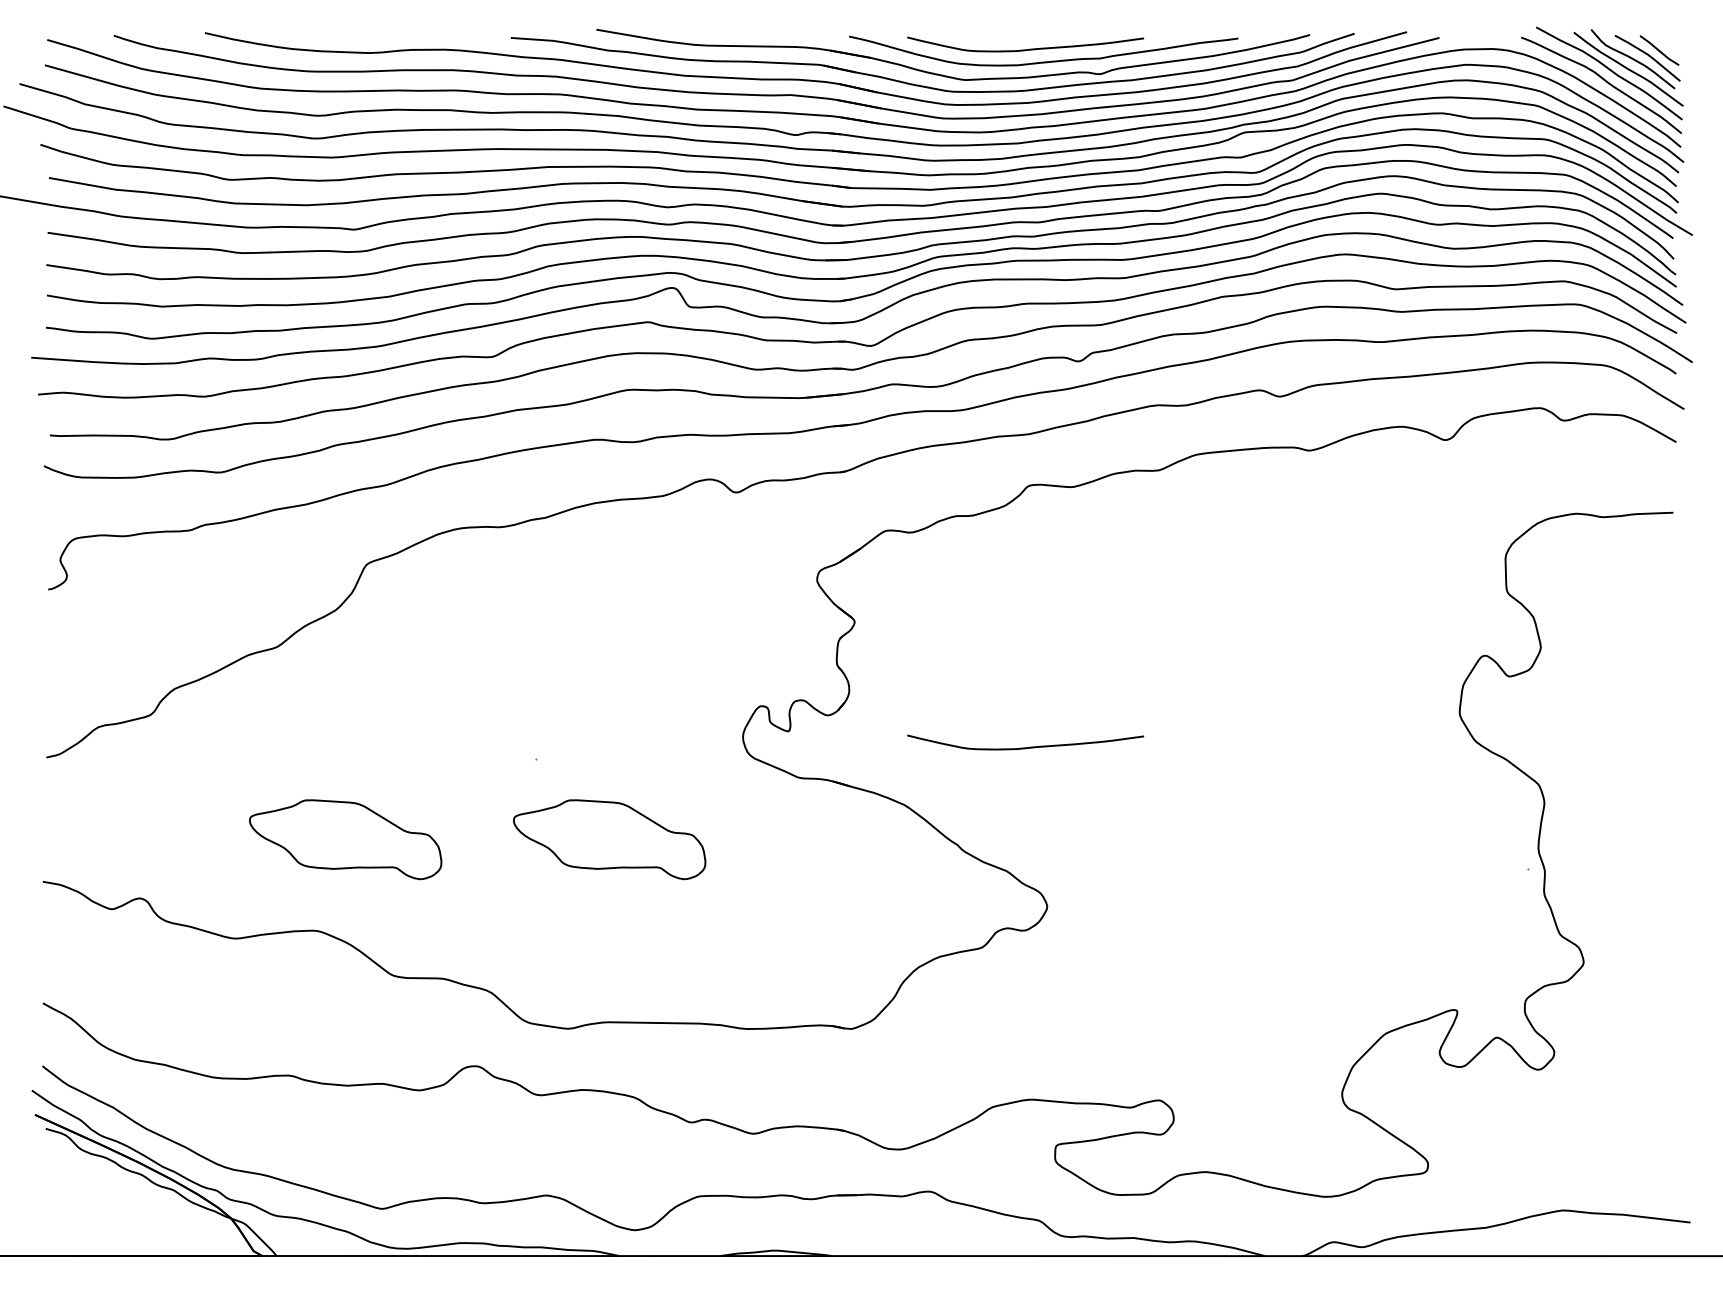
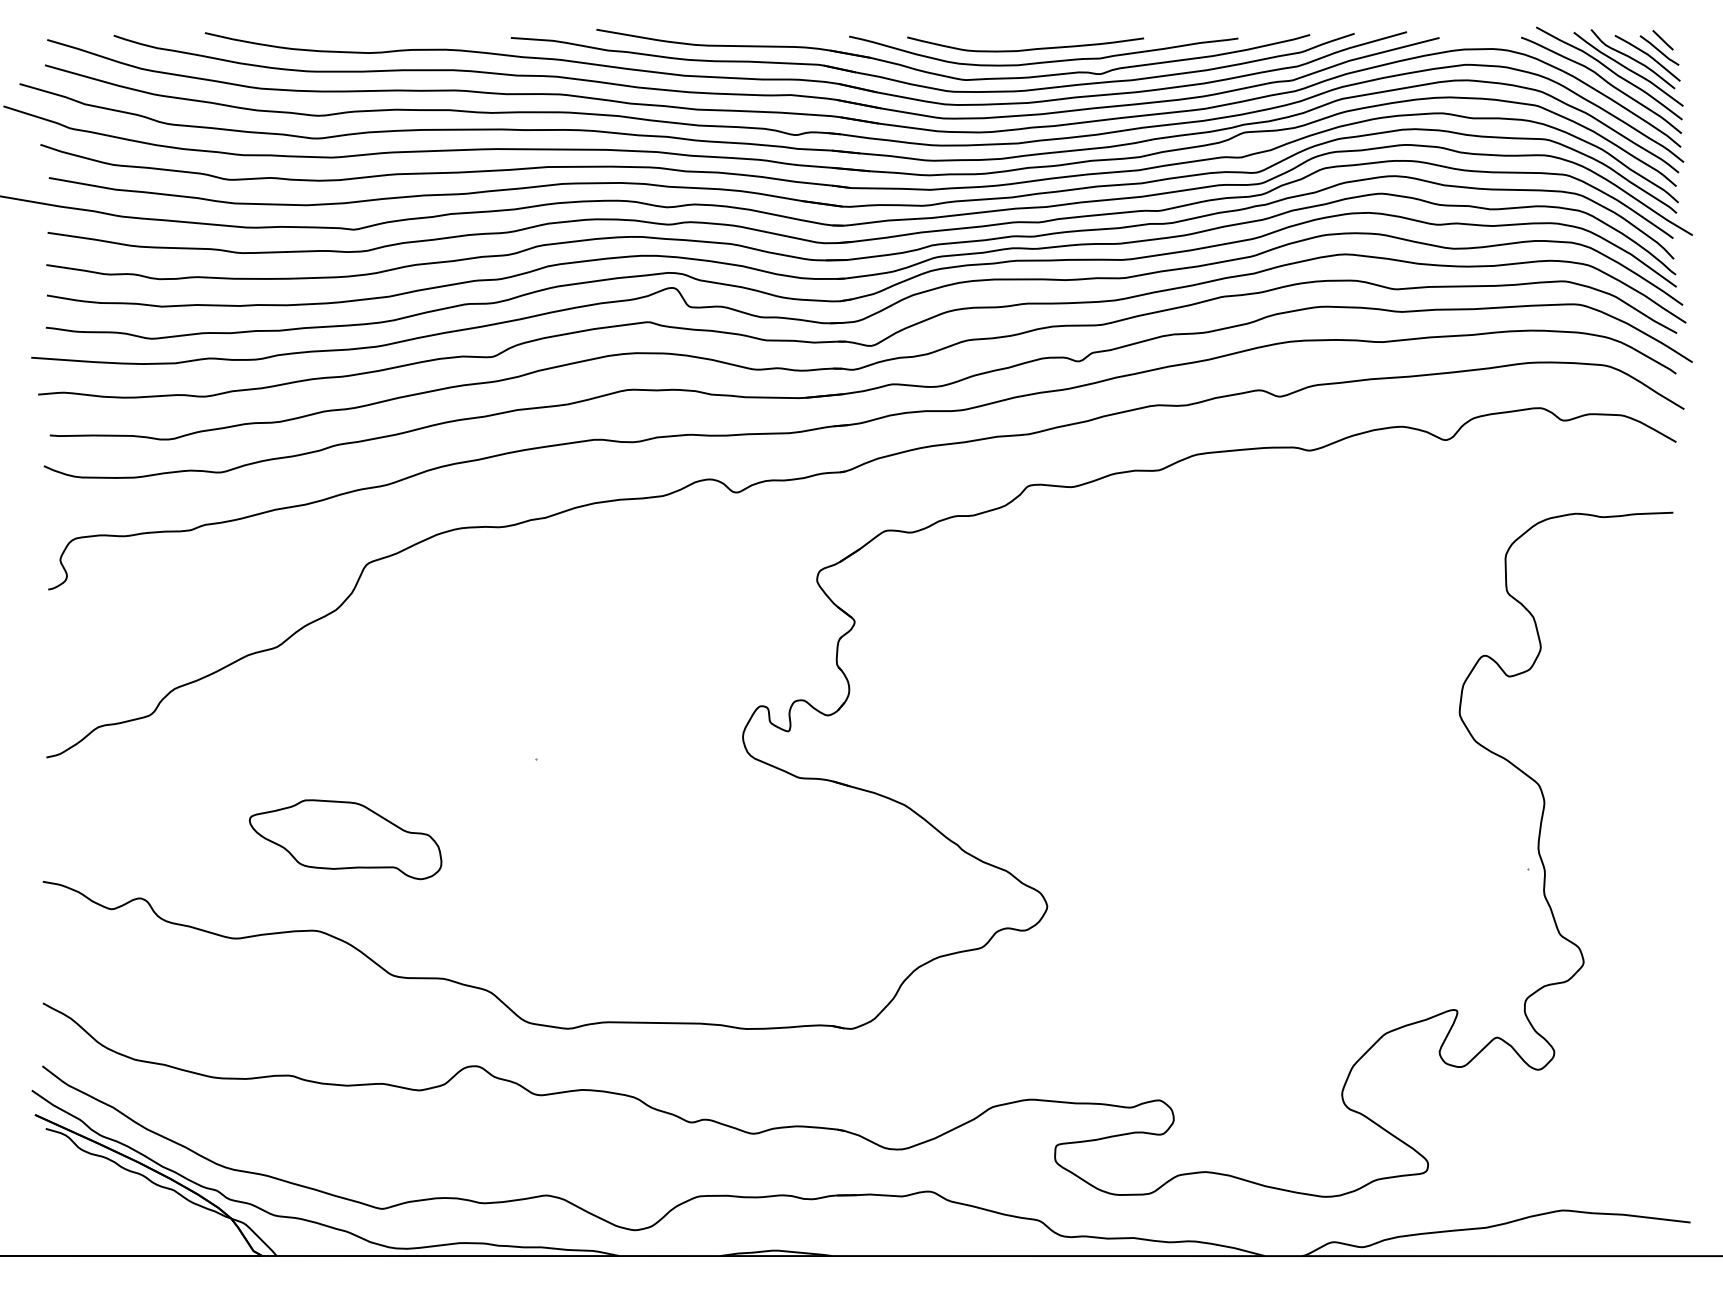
line: none -> present (1662, 40)
curve: present -> none (1025, 747)
part: present -> none (609, 839)
